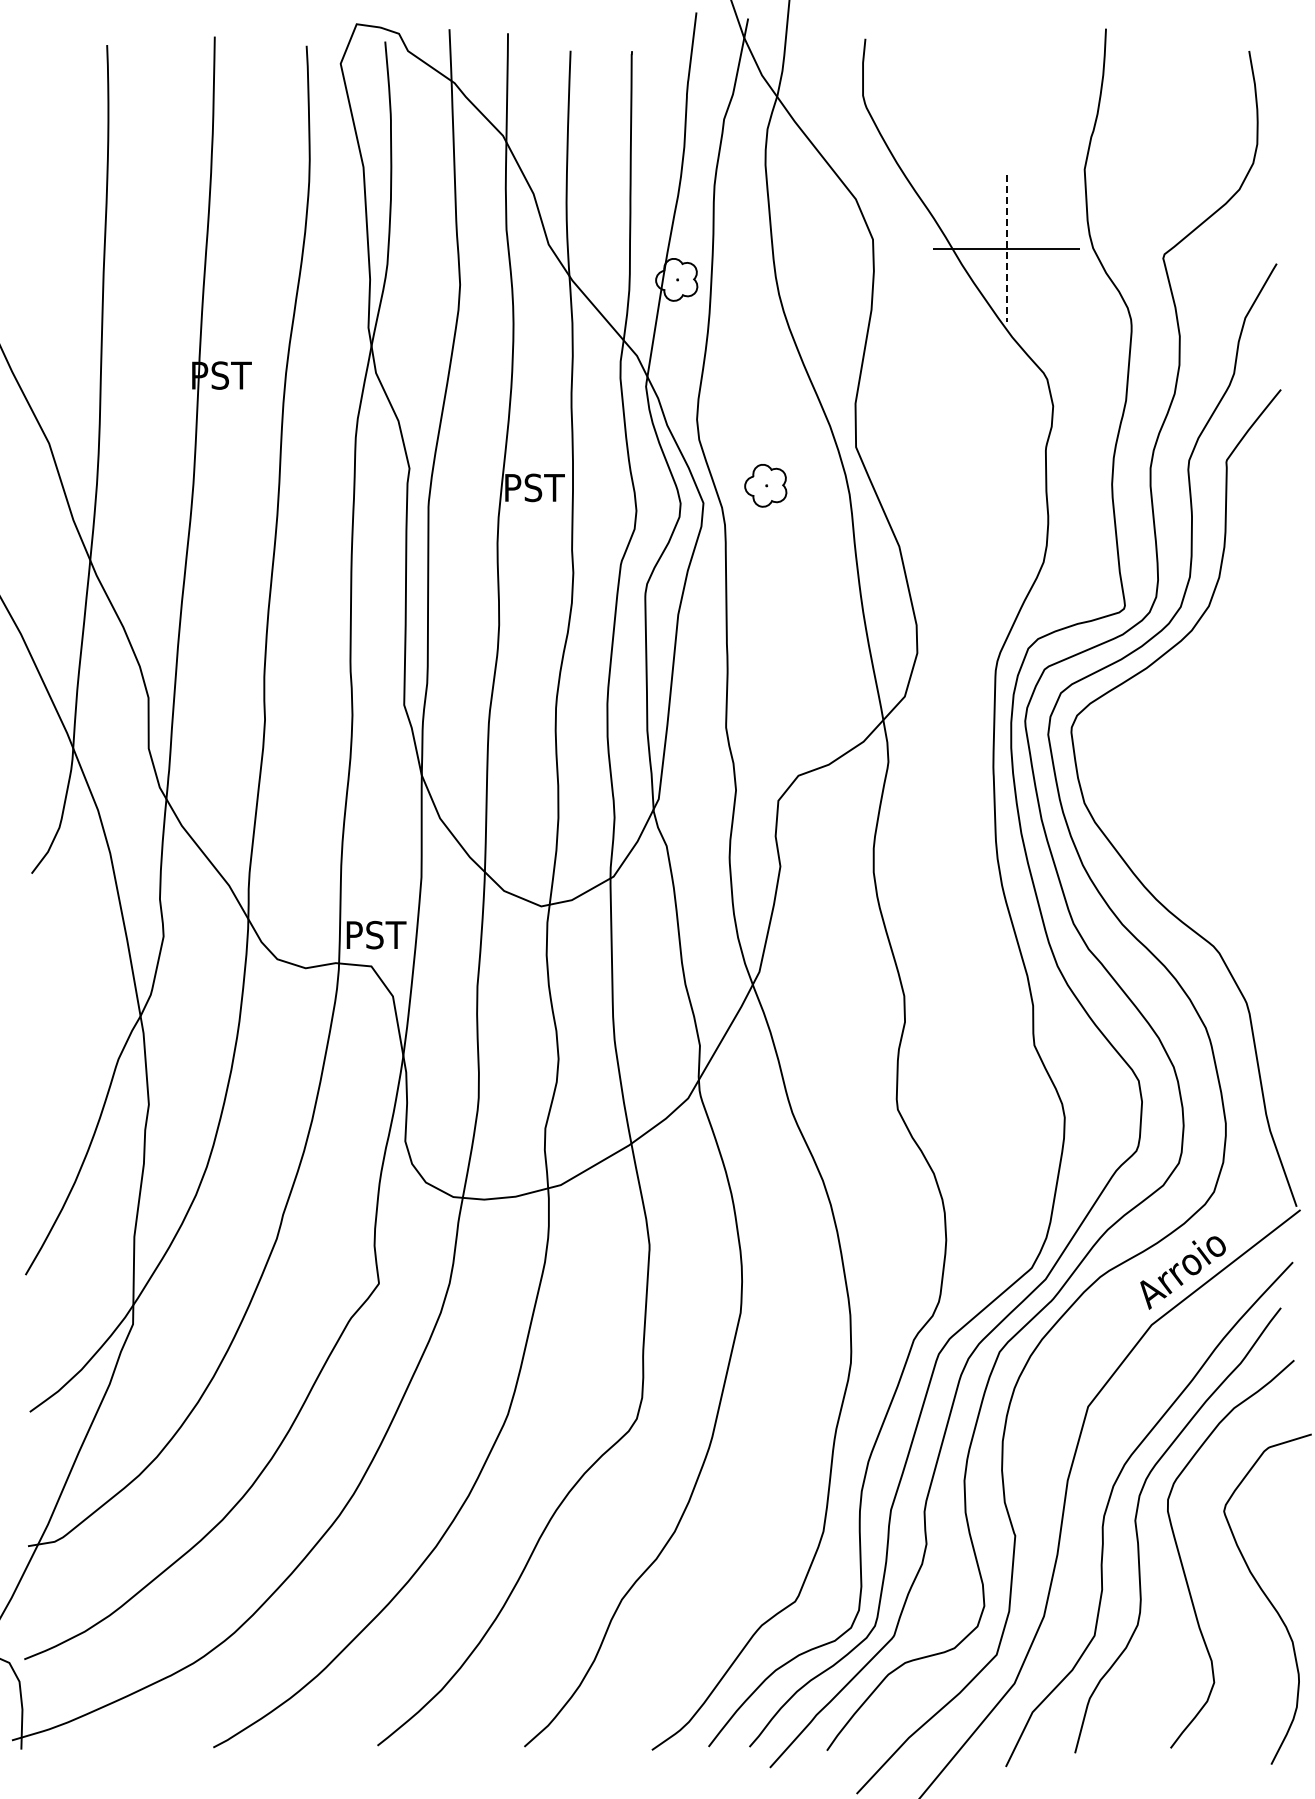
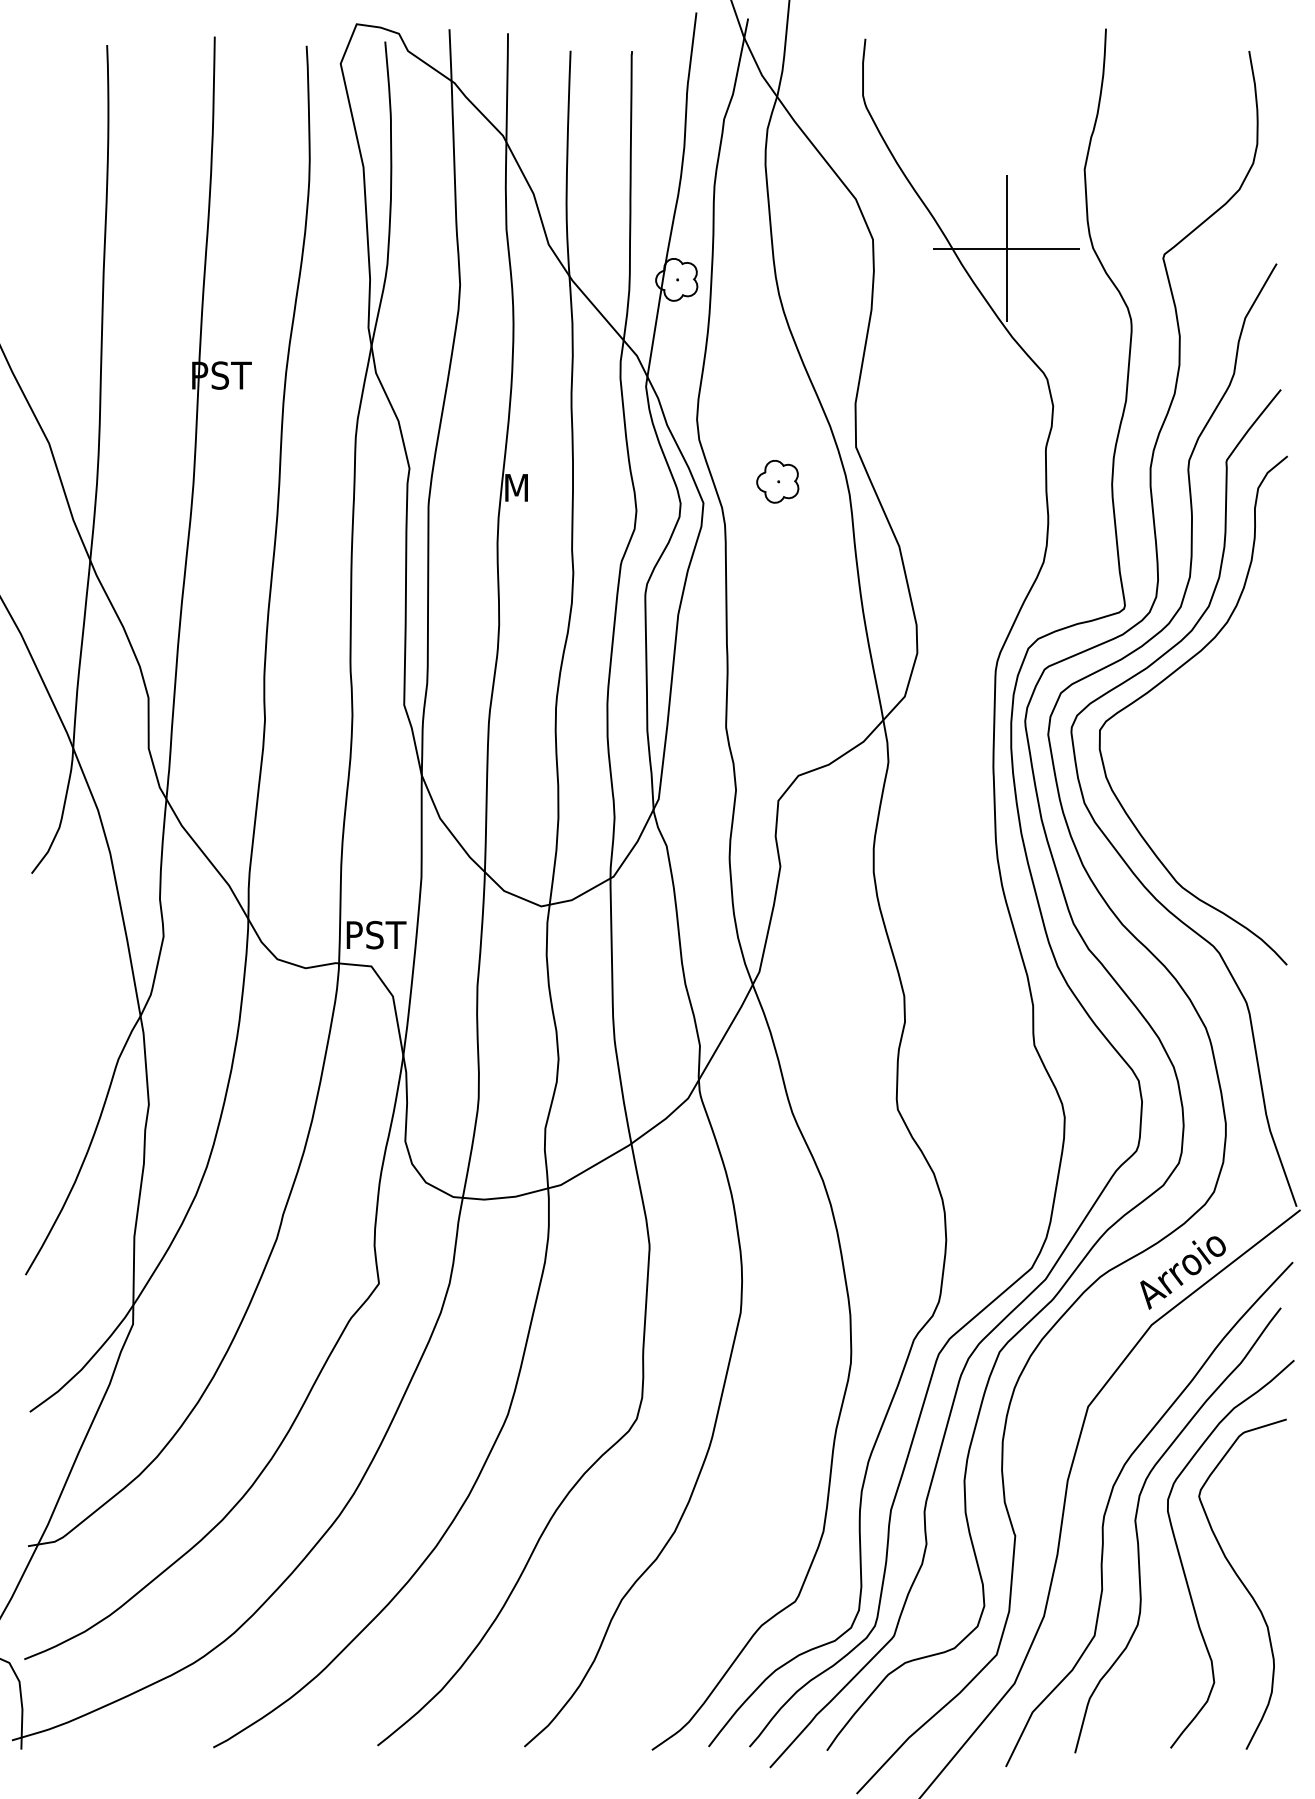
line: dashed -> solid (1006, 248)
part position: (765, 485) -> (777, 481) (777, 481)
text: PST -> M (536, 487)
curve: none -> present (1165, 680)
curve position: (1267, 1598) -> (1242, 1583) (1242, 1583)
